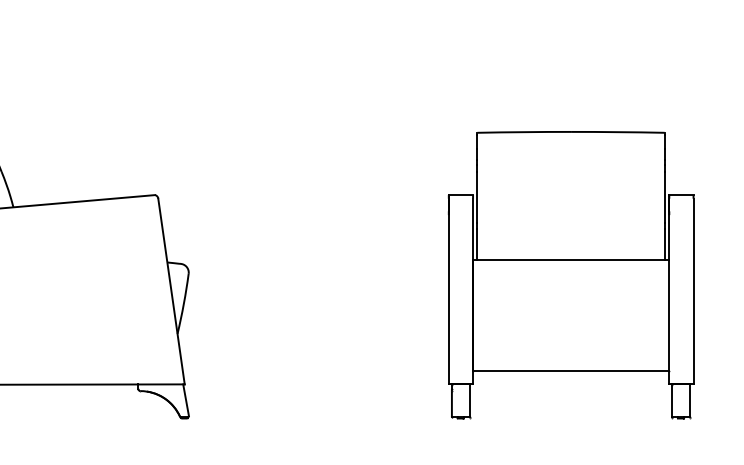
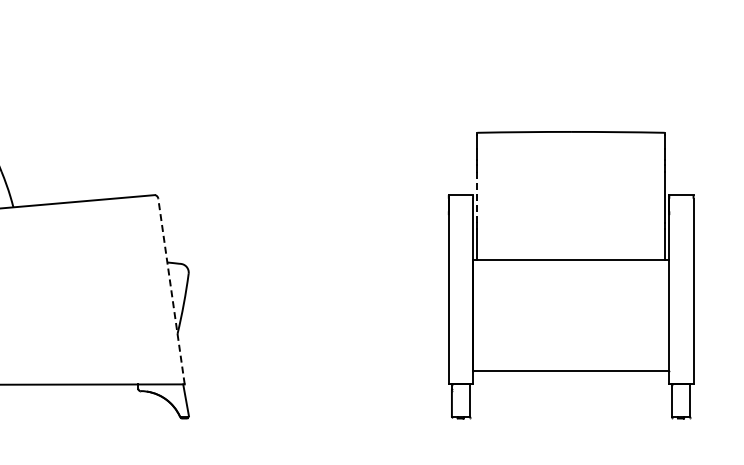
line: solid -> dashed (477, 196)
line: solid -> dashed (171, 291)
